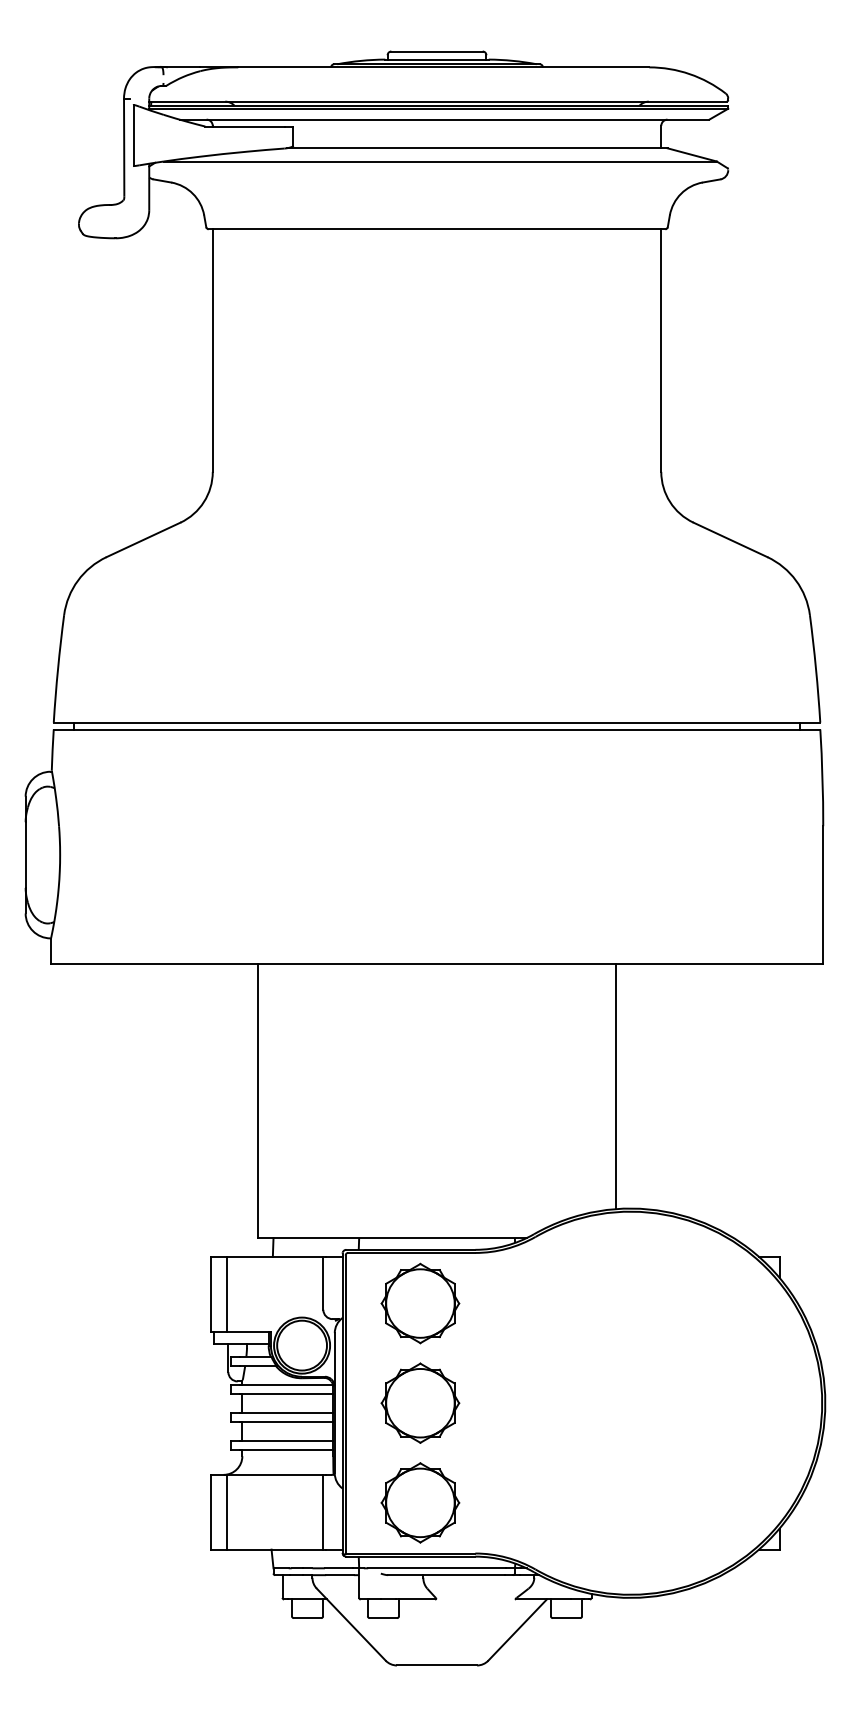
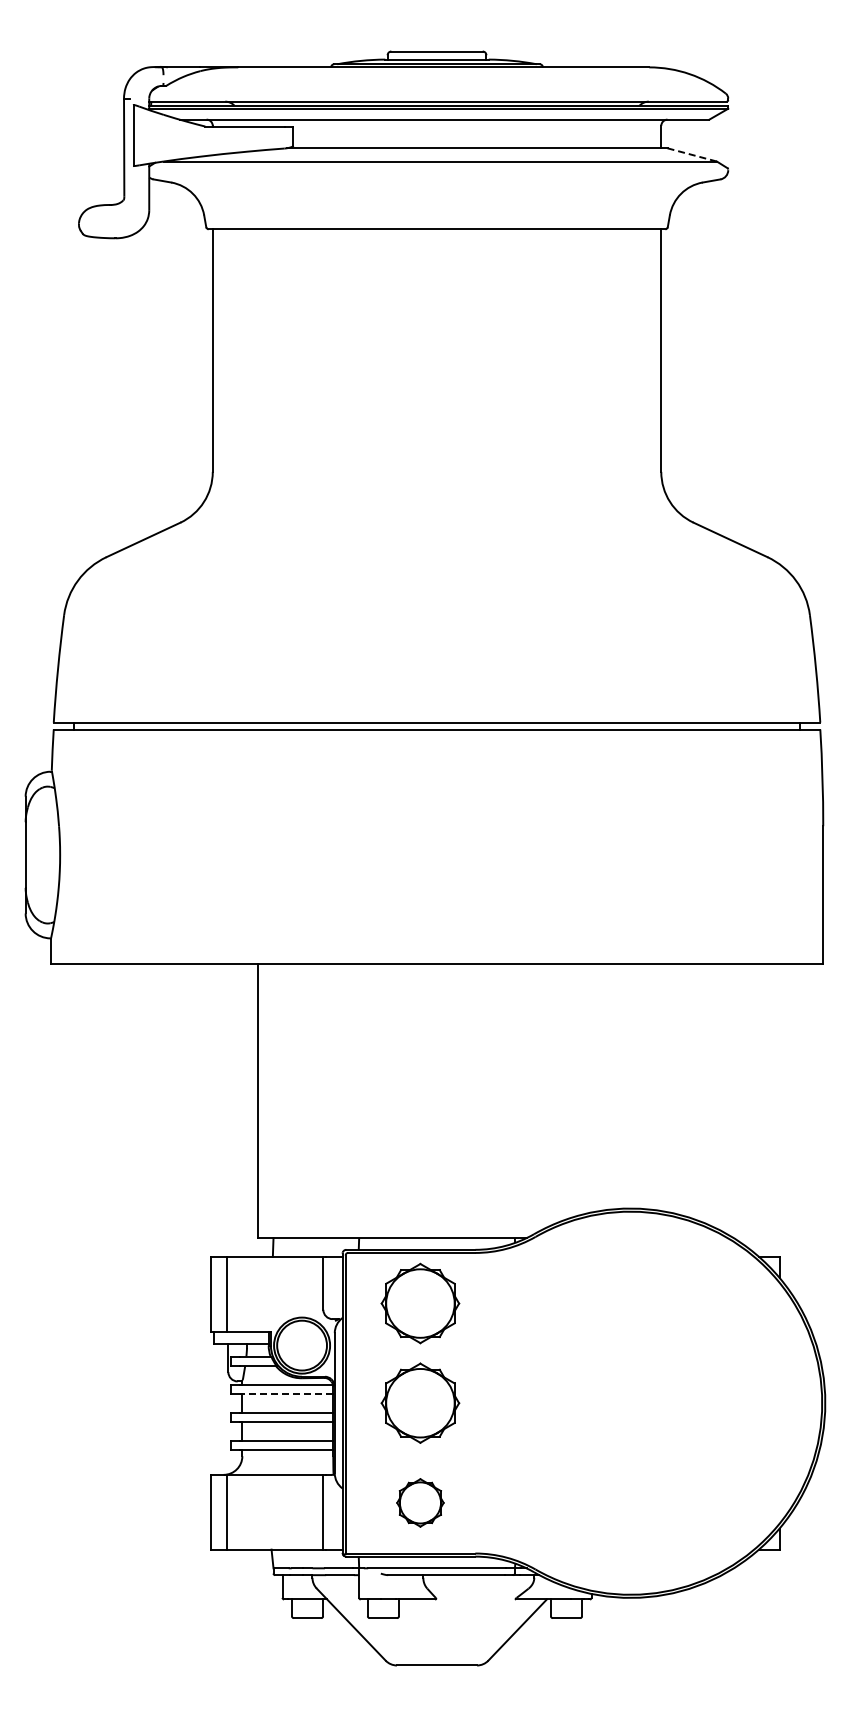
line: solid -> dashed (692, 154)
line: present -> none (616, 1086)
line: solid -> dashed (286, 1393)
part size: 81x82 px -> 49x50 px (420, 1502)
